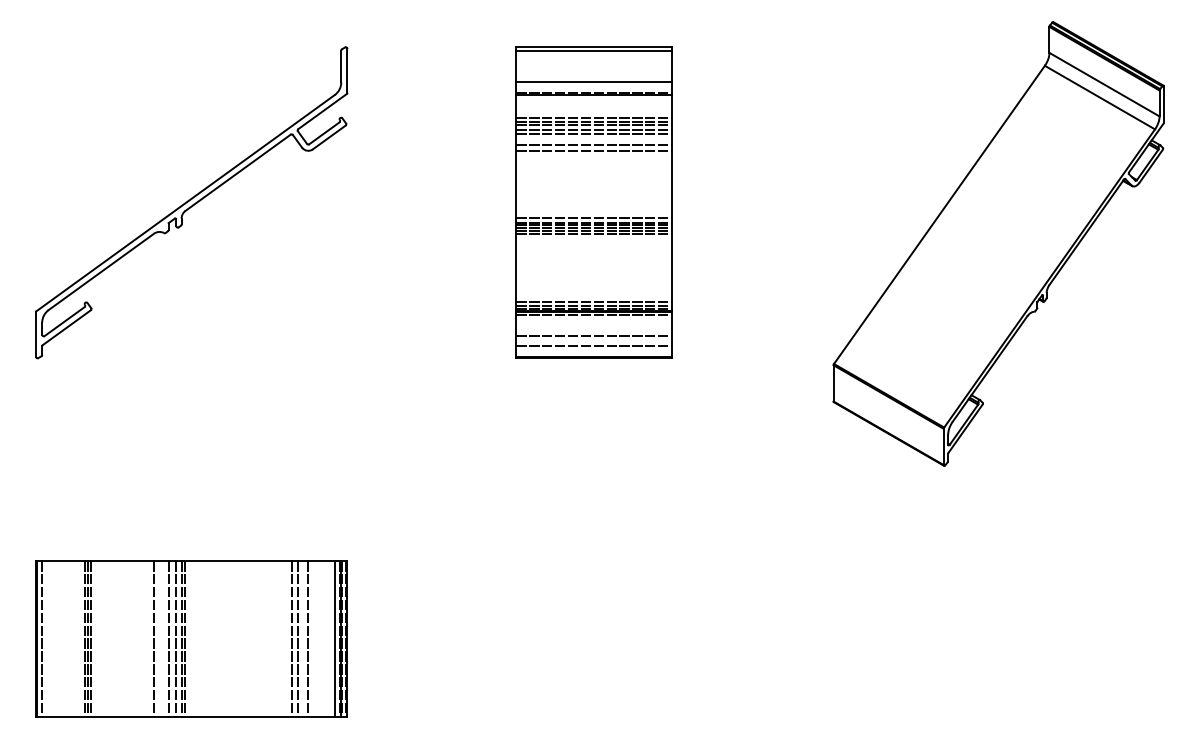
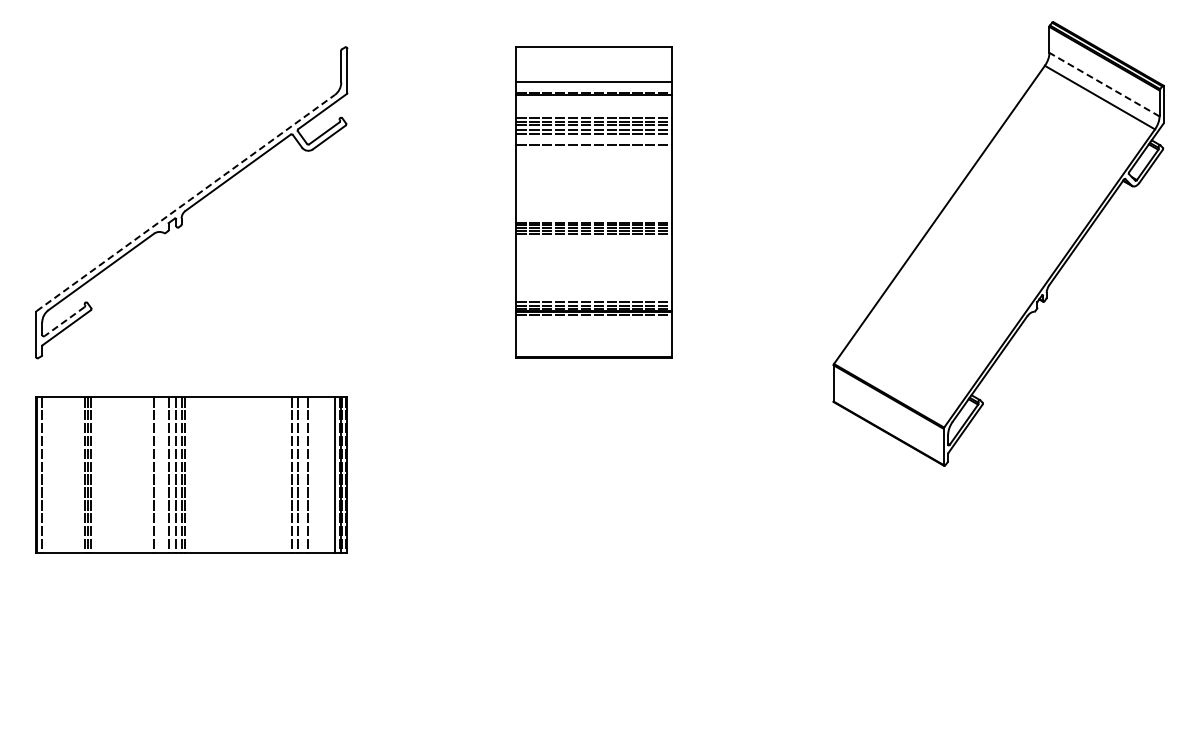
line: present -> none (594, 50)
line: solid -> dashed (1104, 84)
line: present -> none (594, 150)
line: solid -> dashed (186, 202)
line: present -> none (594, 218)
line: solid -> dashed (64, 321)
line: present -> none (594, 336)
line: present -> none (594, 345)
part position: (191, 638) -> (191, 474) (191, 474)
